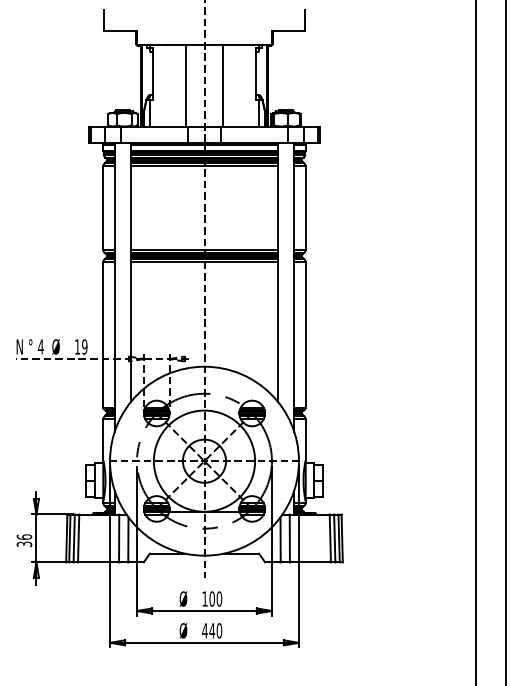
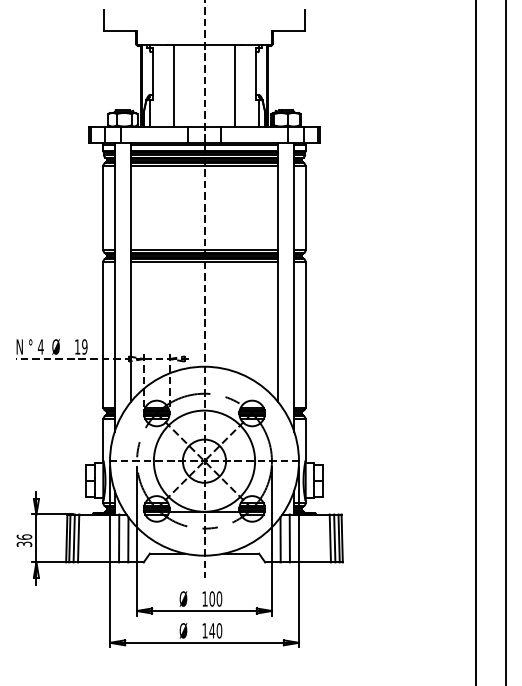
line position: (185, 85) -> (173, 85) (173, 85)
line position: (223, 85) -> (235, 85) (235, 85)
text: 440 -> 140 (204, 630)
